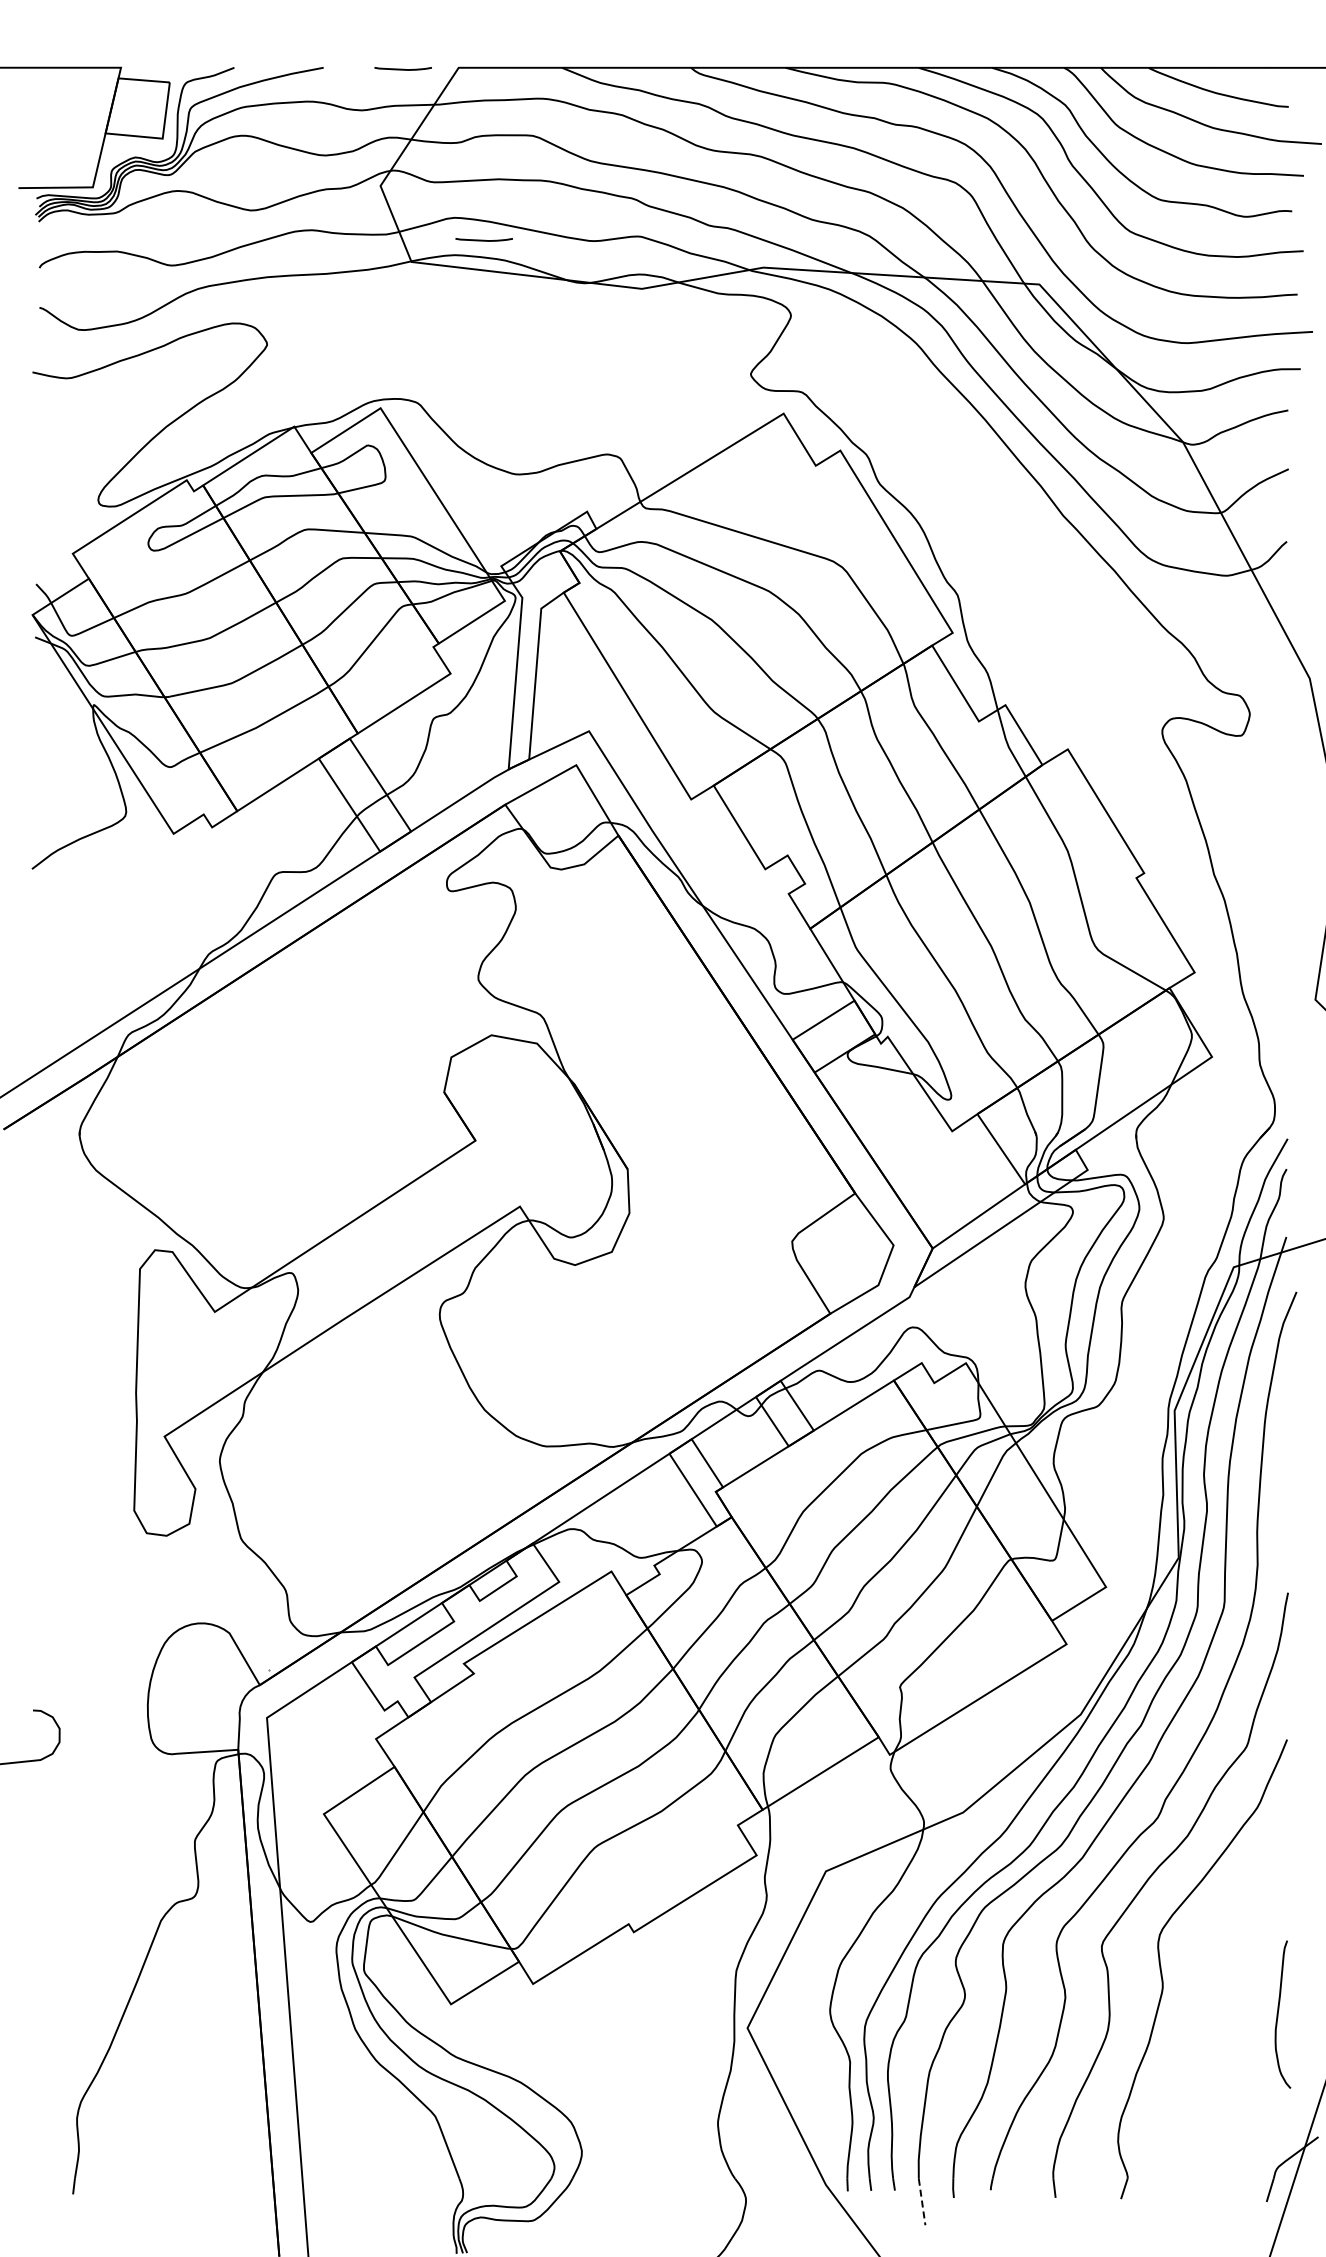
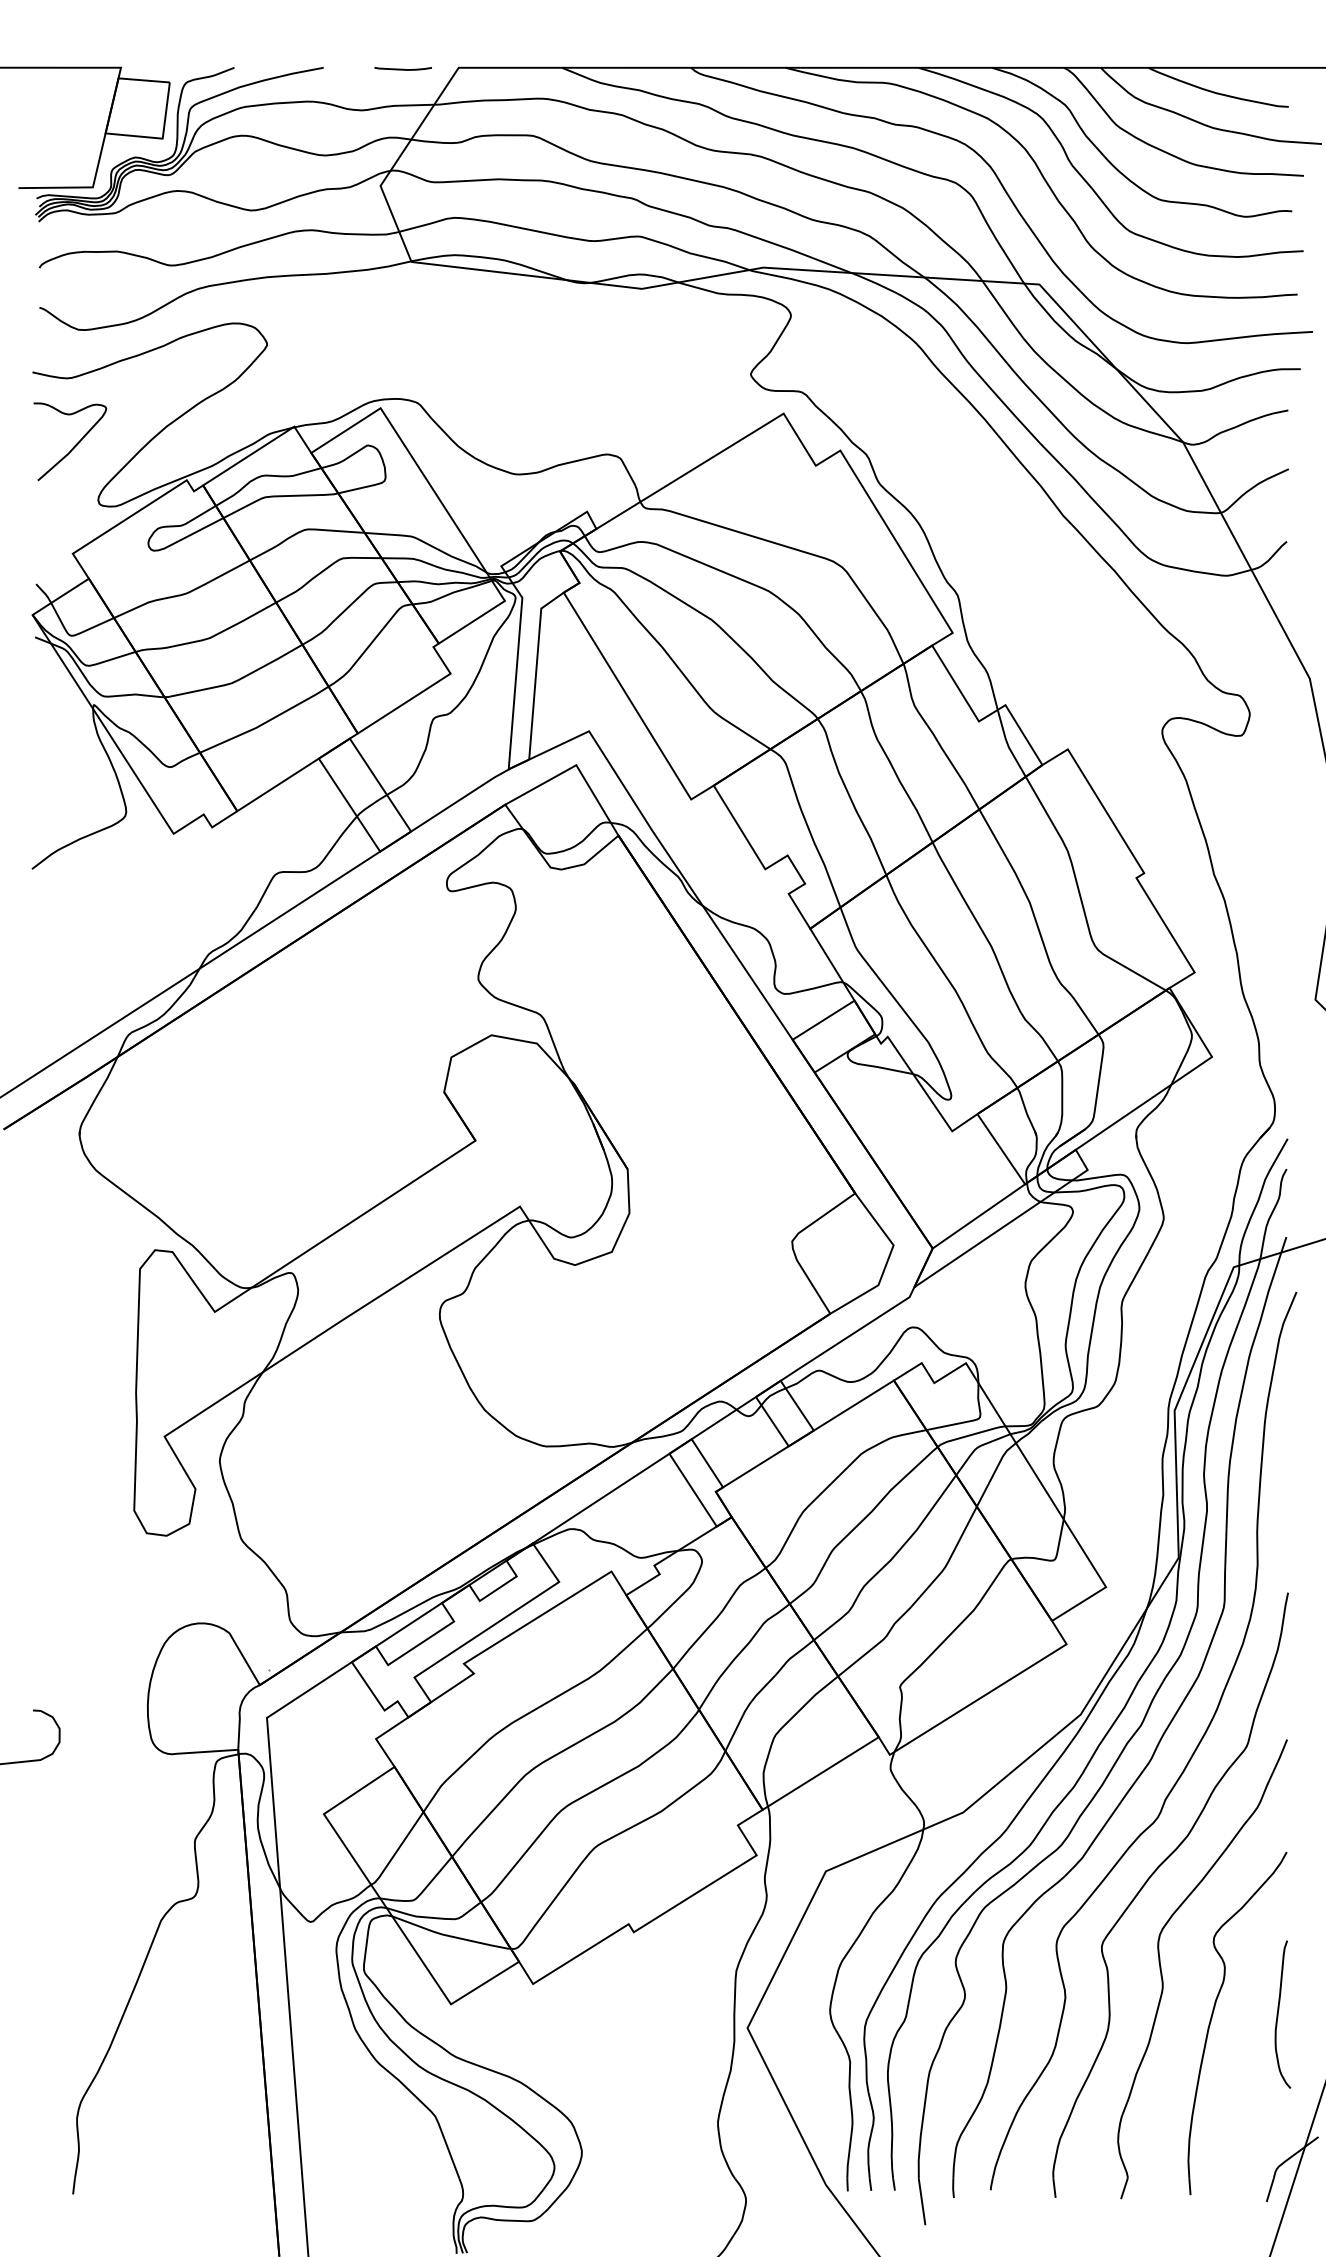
curve: present -> none (483, 239)
curve: none -> present (74, 445)
part: none -> present (1212, 2018)
line: dashed -> solid (922, 2202)
